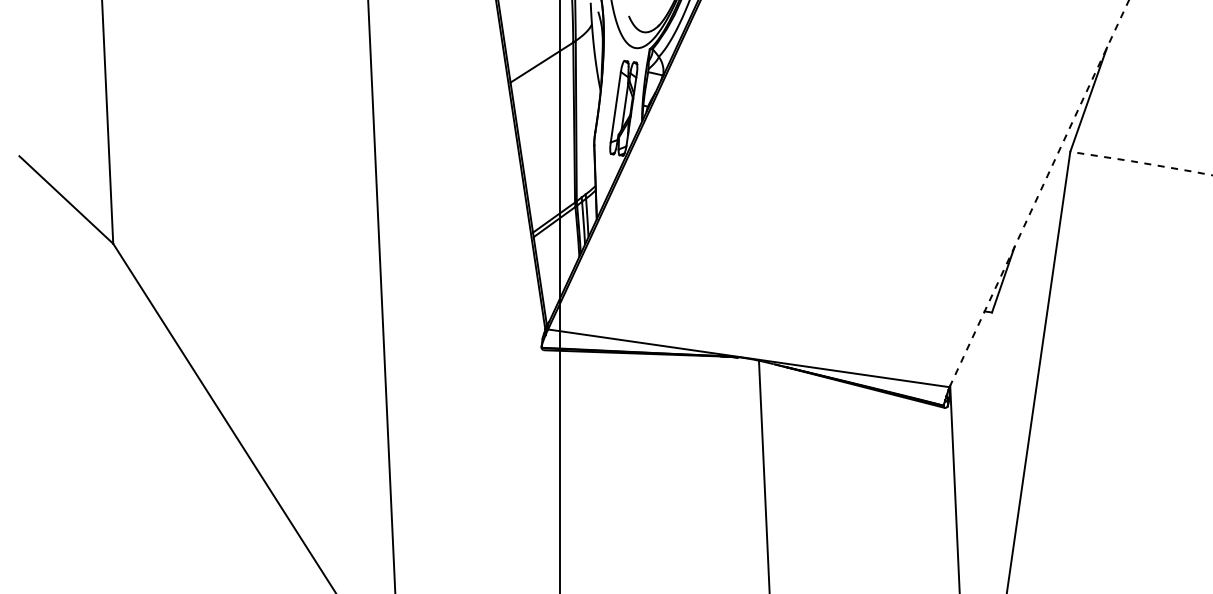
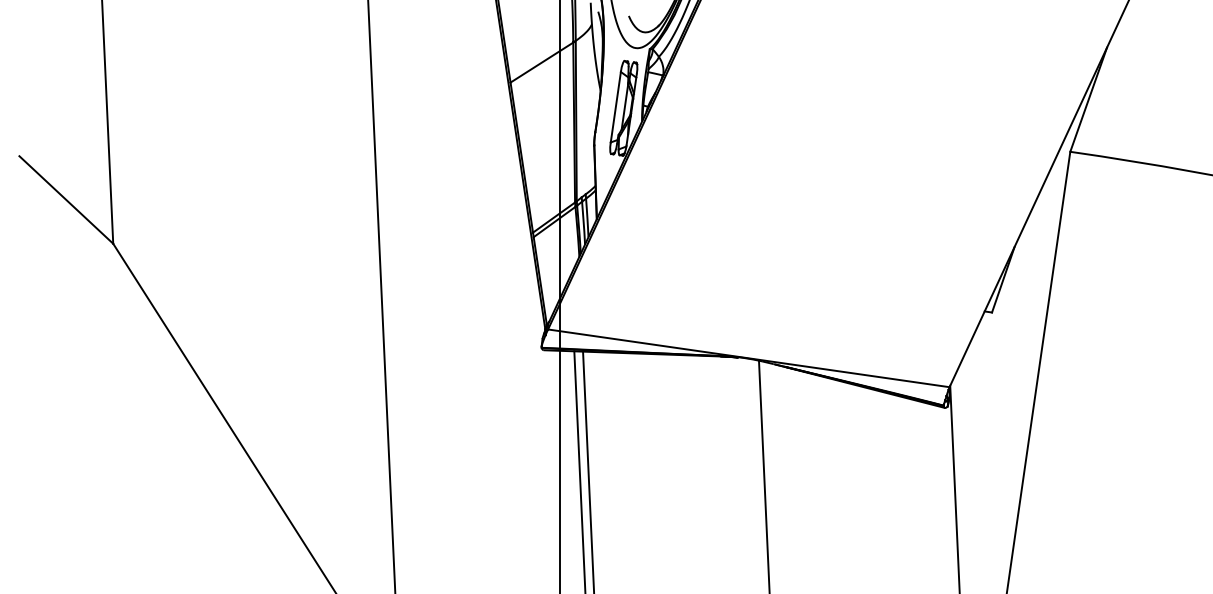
arc: dashed -> solid (1140, 162)
line: dashed -> solid (1039, 193)
line: none -> present (579, 470)
line: none -> present (588, 470)
